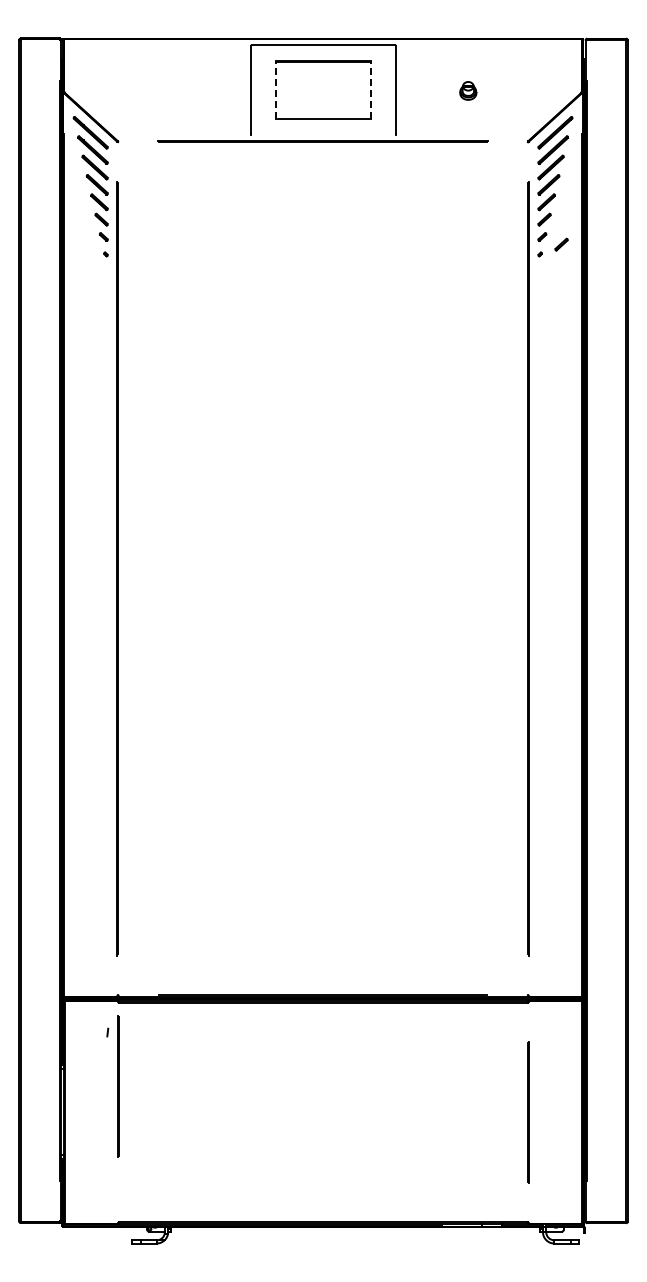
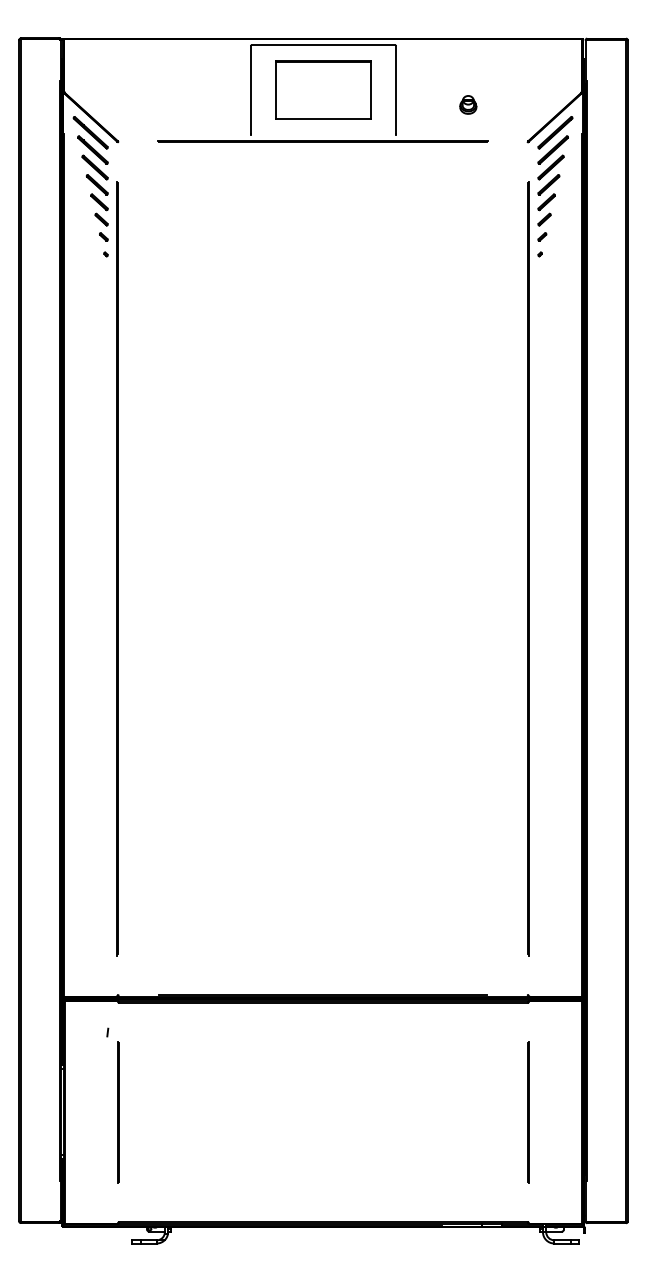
line: dashed -> solid (276, 89)
line: dashed -> solid (370, 89)
part position: (468, 90) -> (468, 104) (468, 104)
part: present -> none (561, 244)
line position: (118, 1086) -> (118, 1112) (118, 1112)
